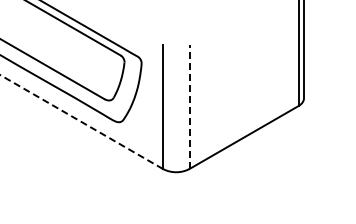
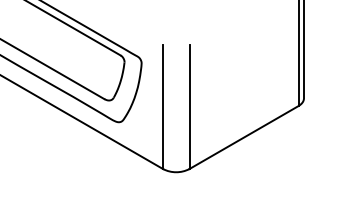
line: dashed -> solid (189, 106)
line: dashed -> solid (81, 122)
